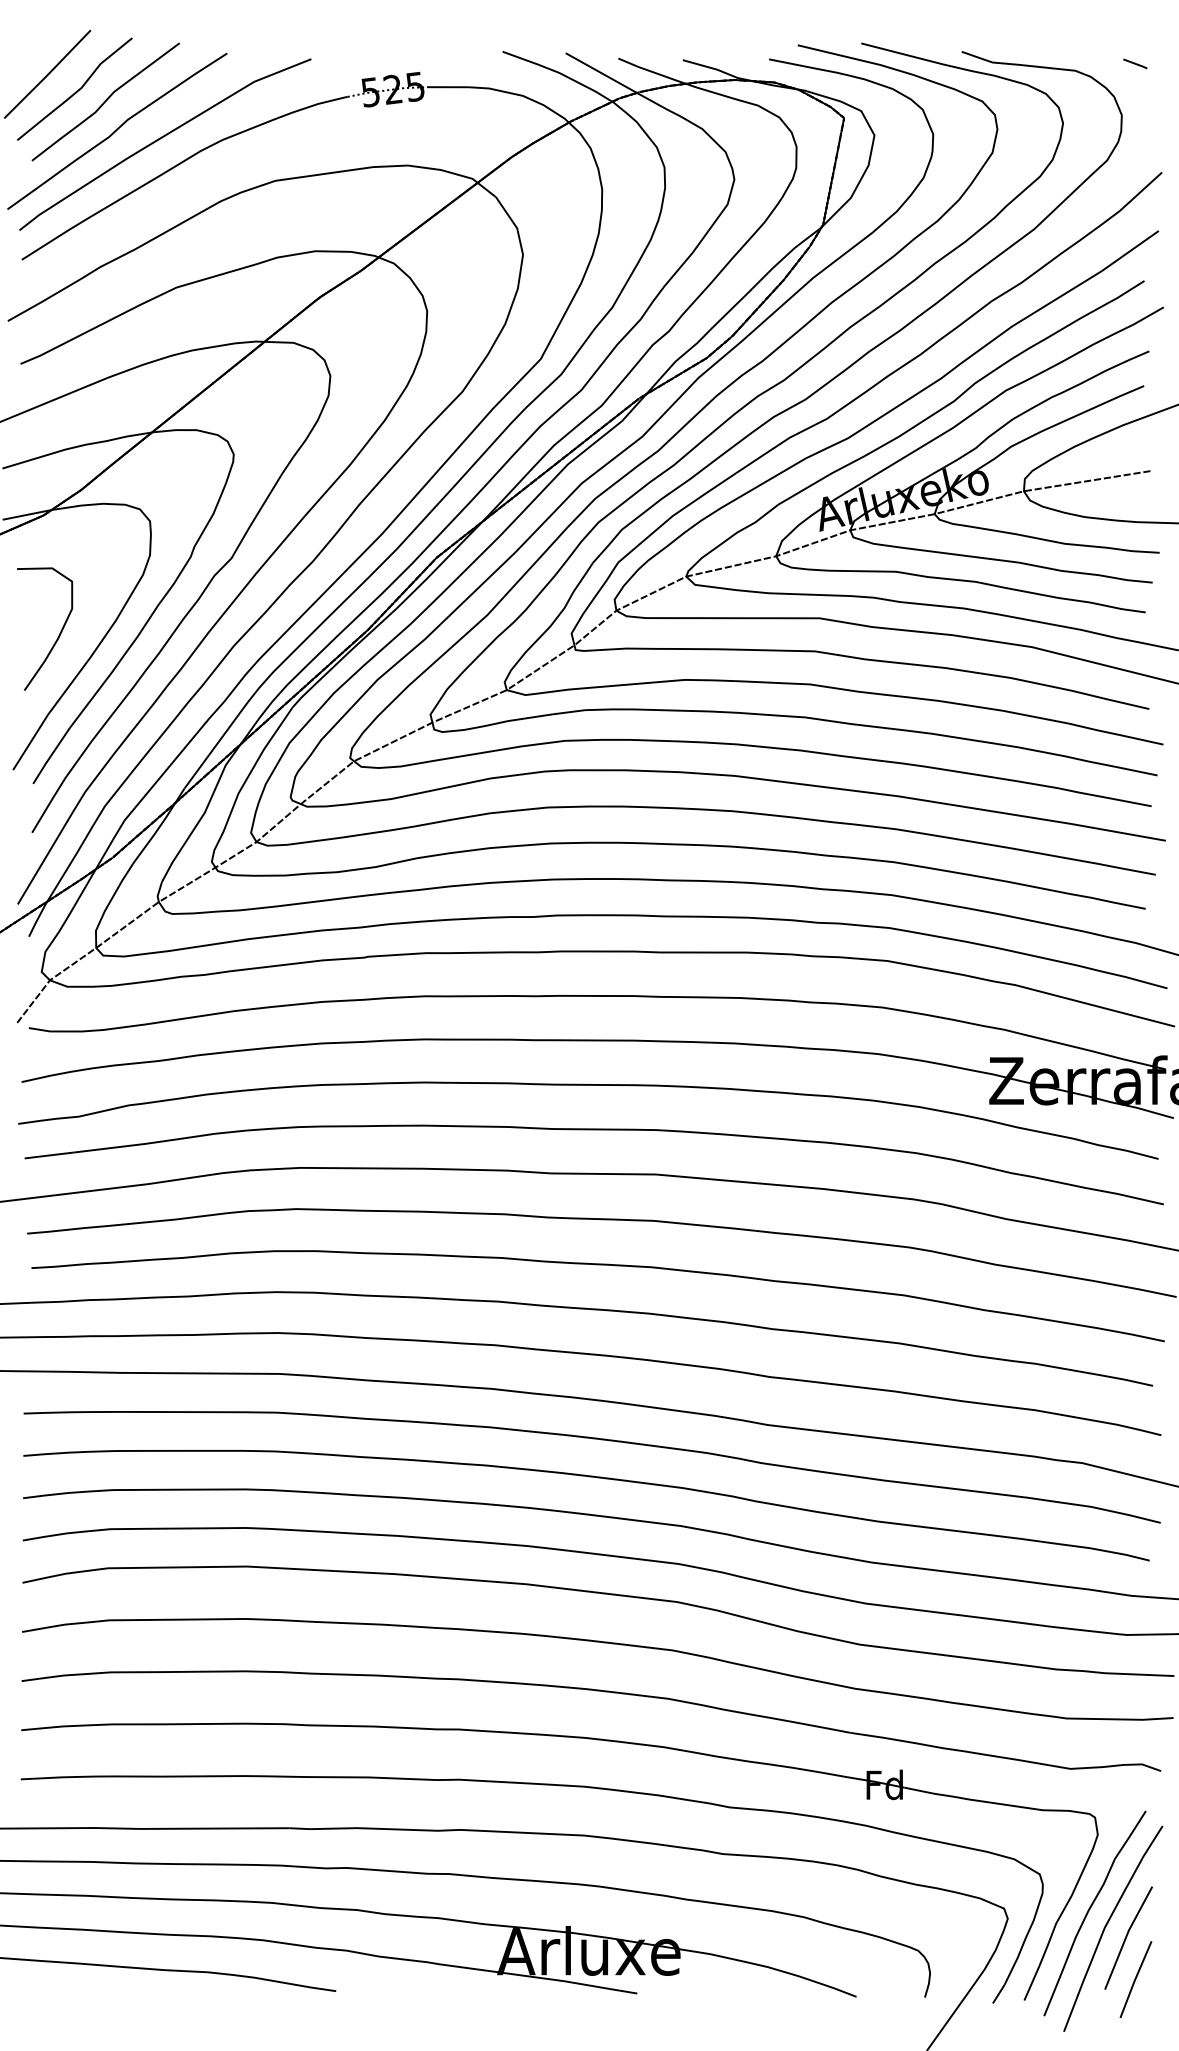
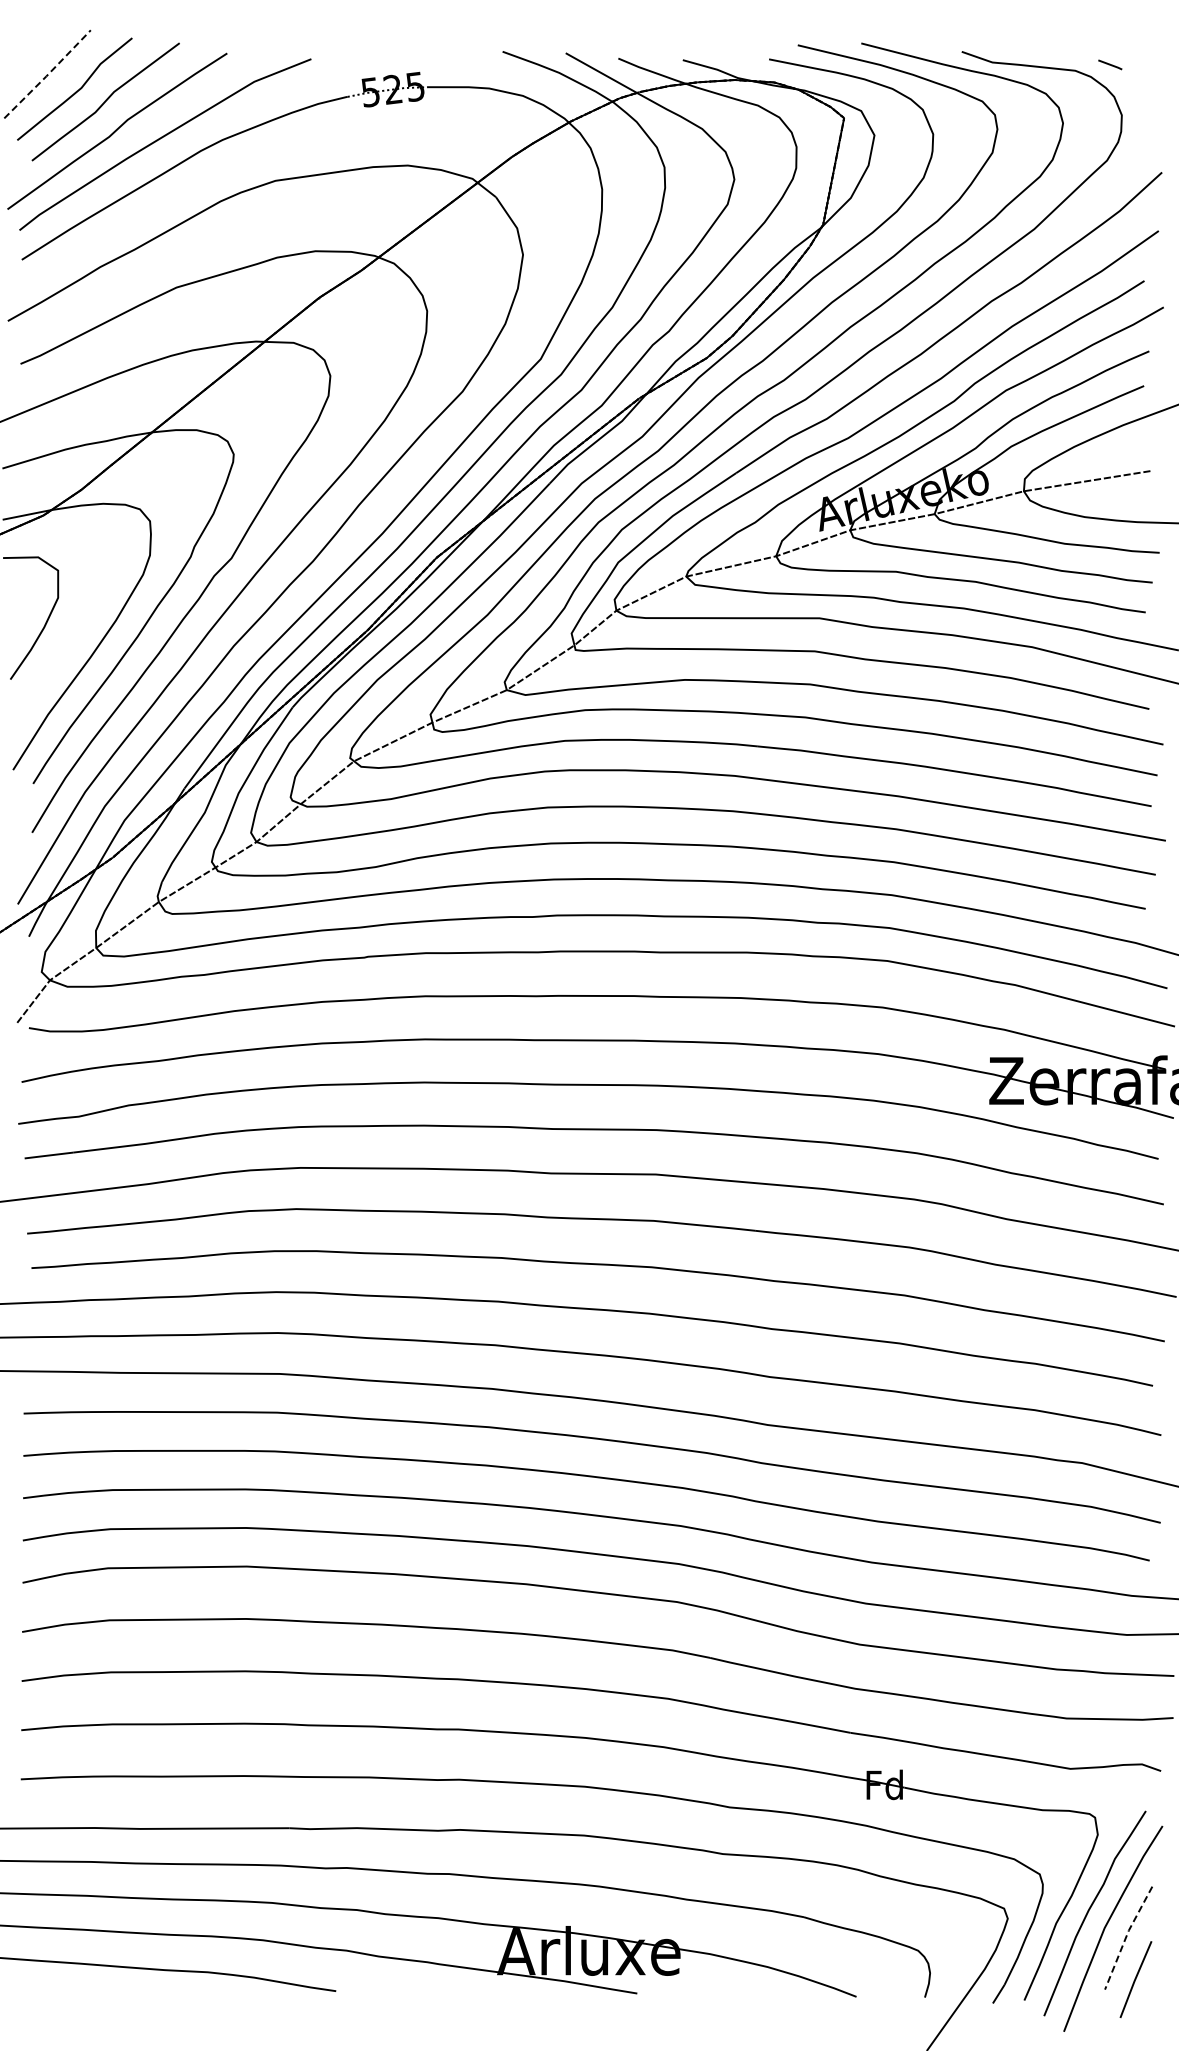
line position: (1135, 63) -> (1110, 64) (1110, 64)
line: solid -> dashed (47, 75)
curve position: (58, 635) -> (44, 624) (44, 624)
line: solid -> dashed (1126, 1937)
